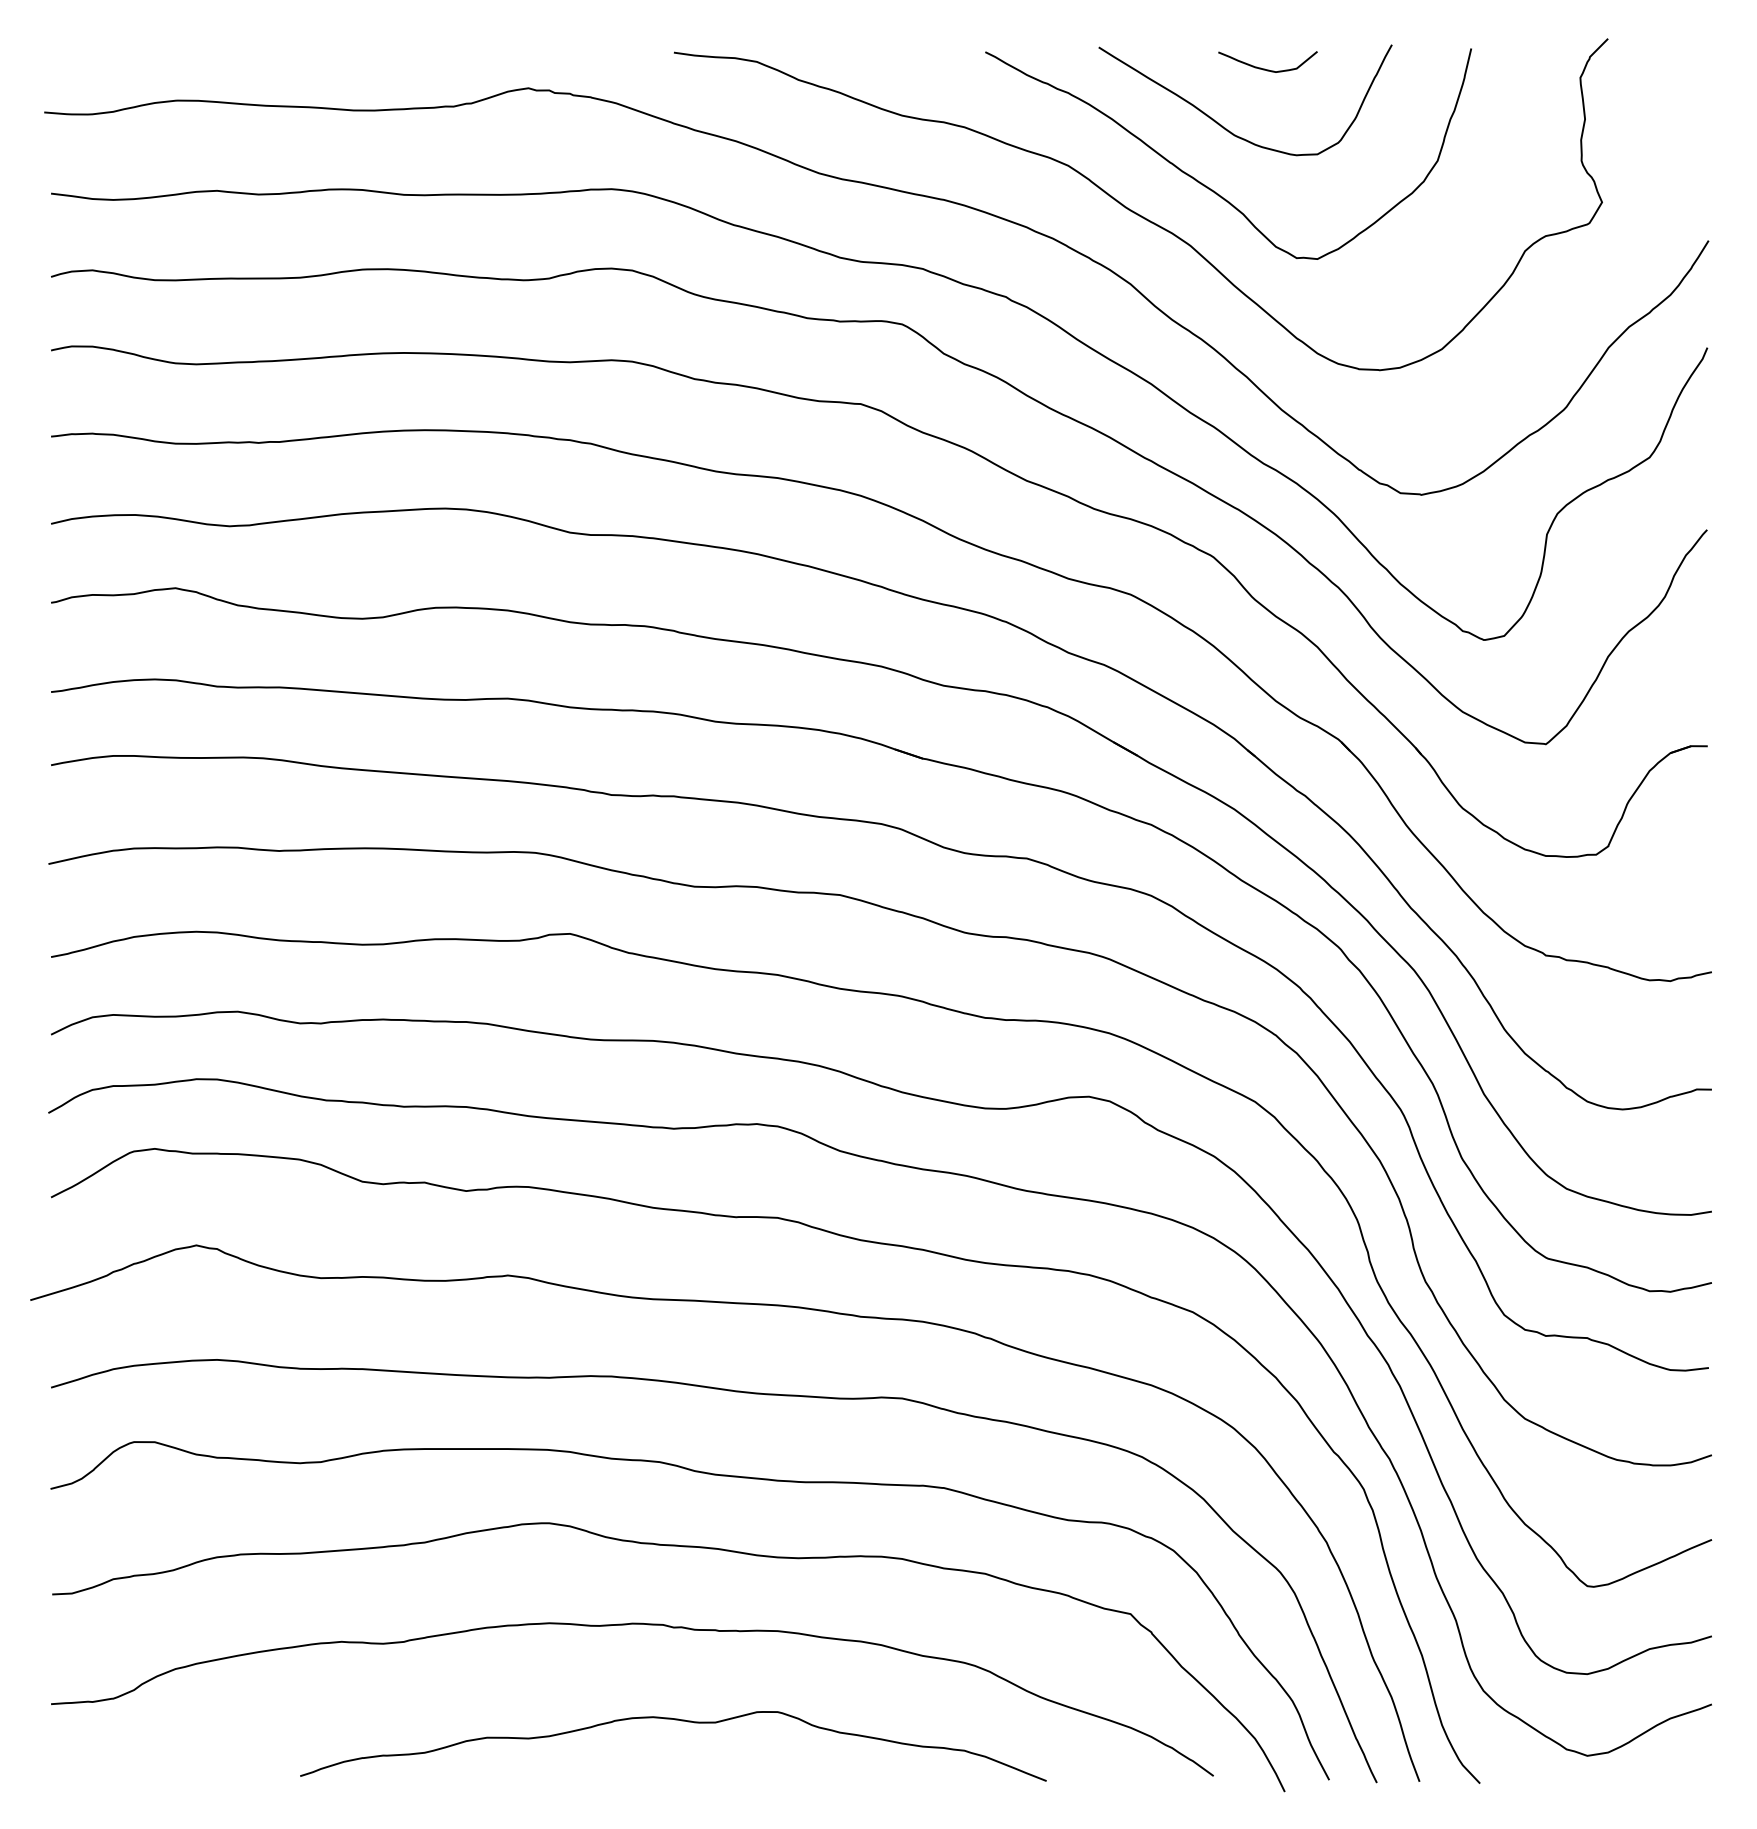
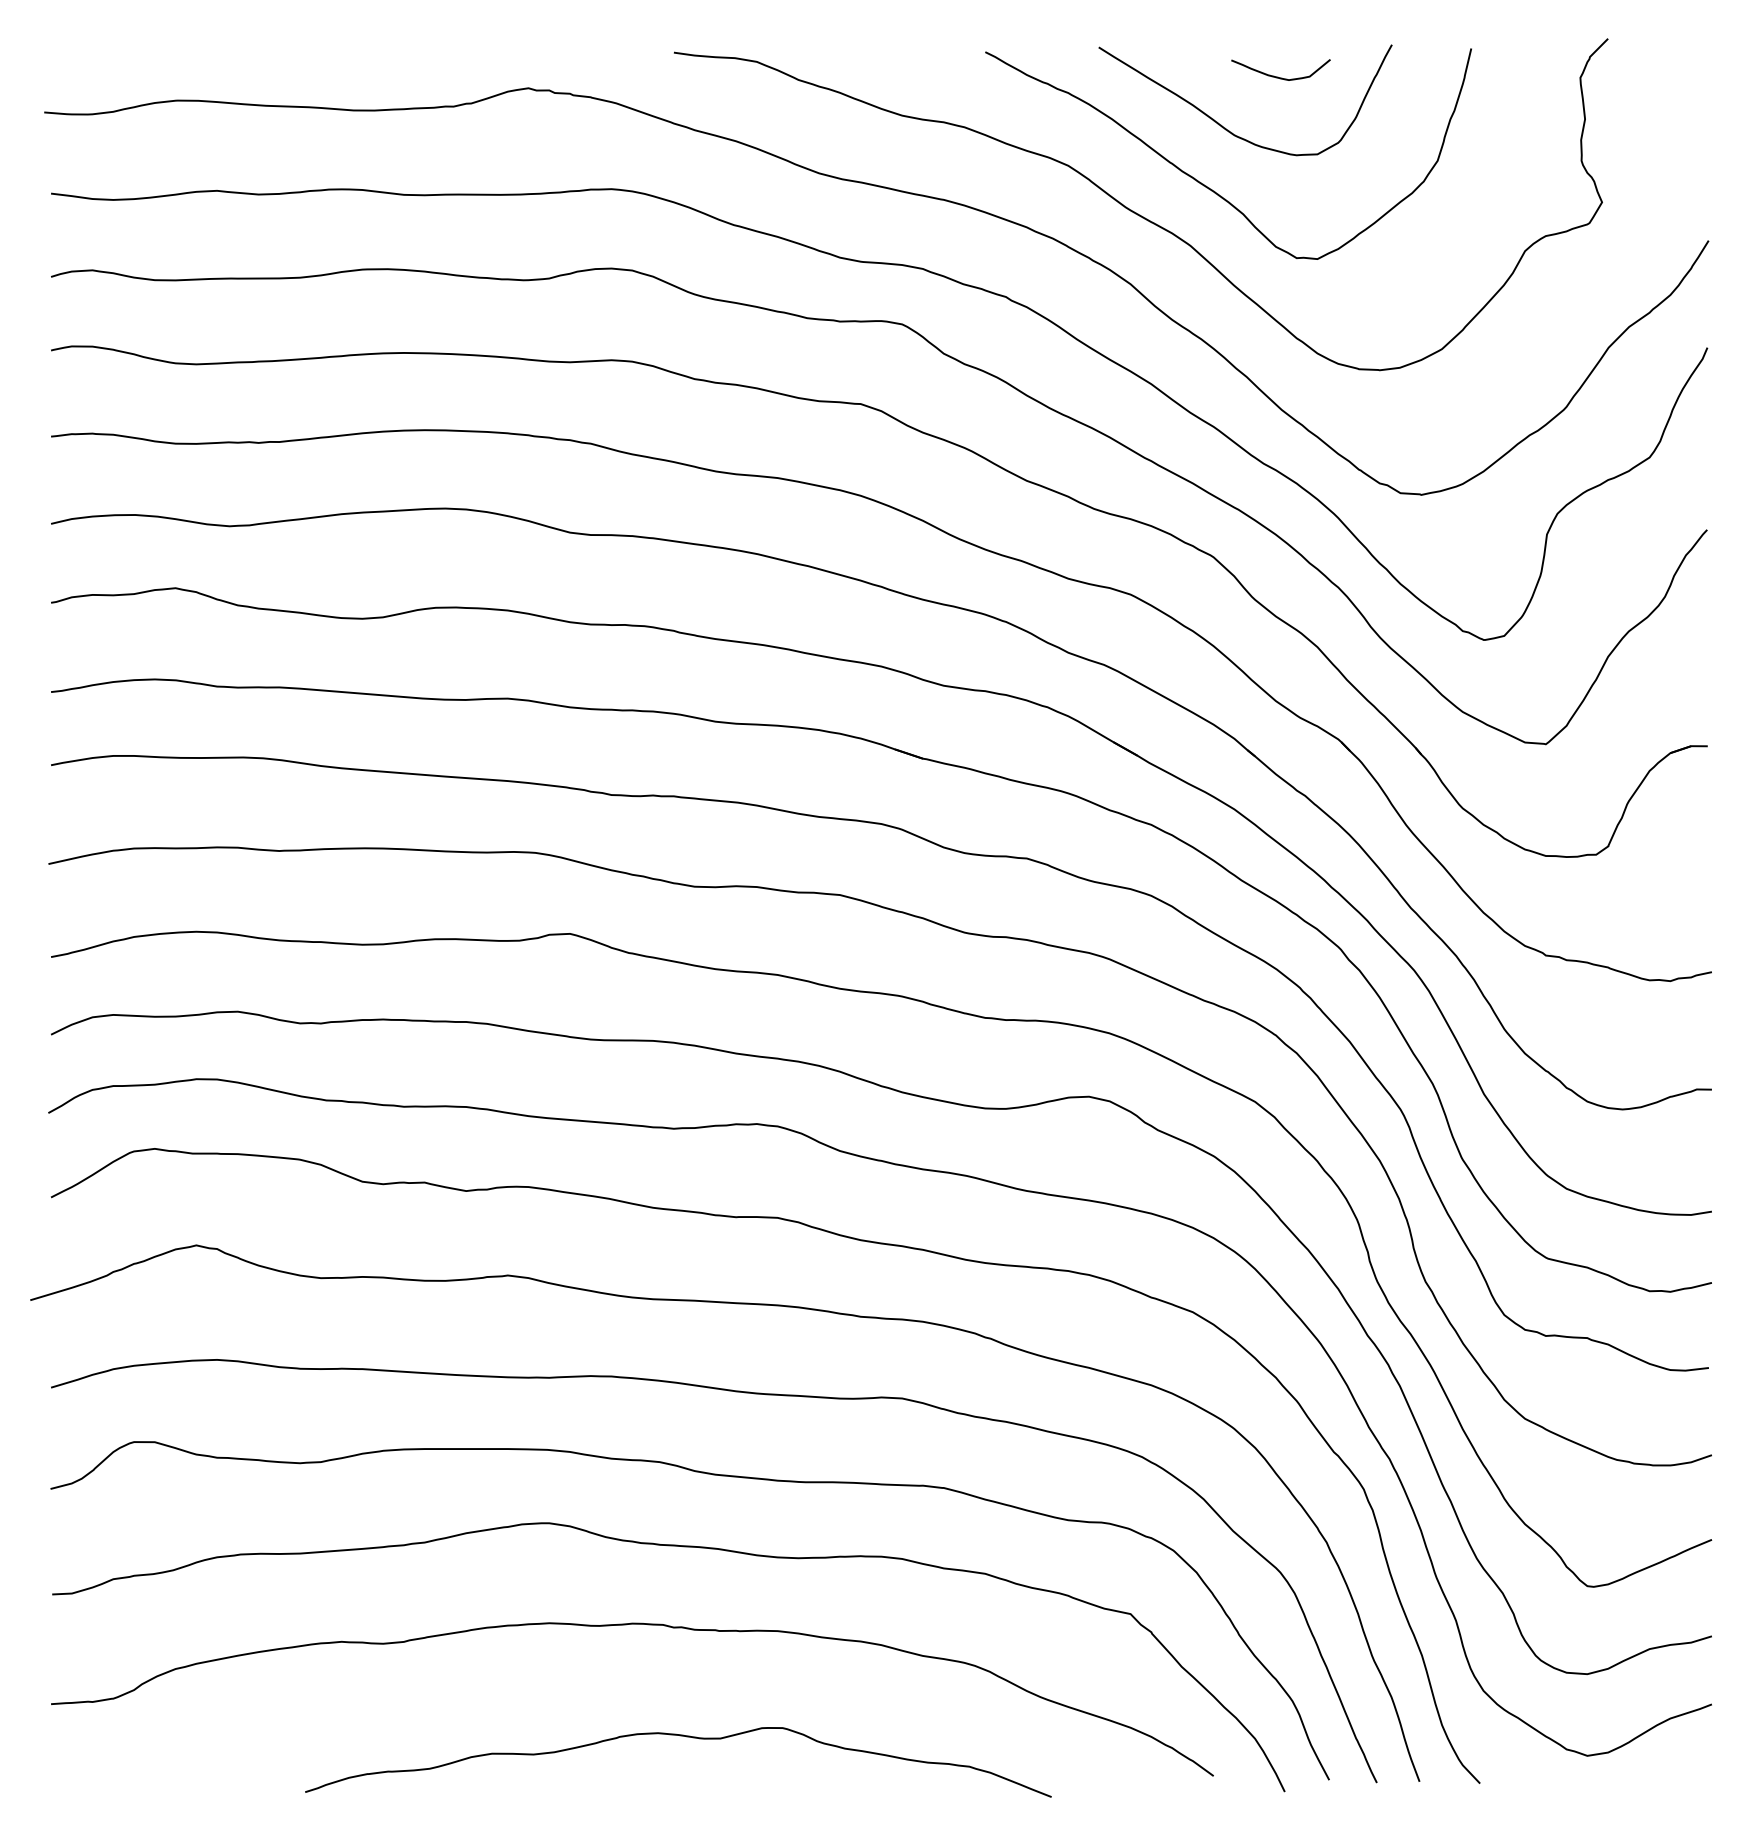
curve position: (1265, 68) -> (1278, 76) (1278, 76)
curve position: (675, 1720) -> (680, 1736) (680, 1736)
